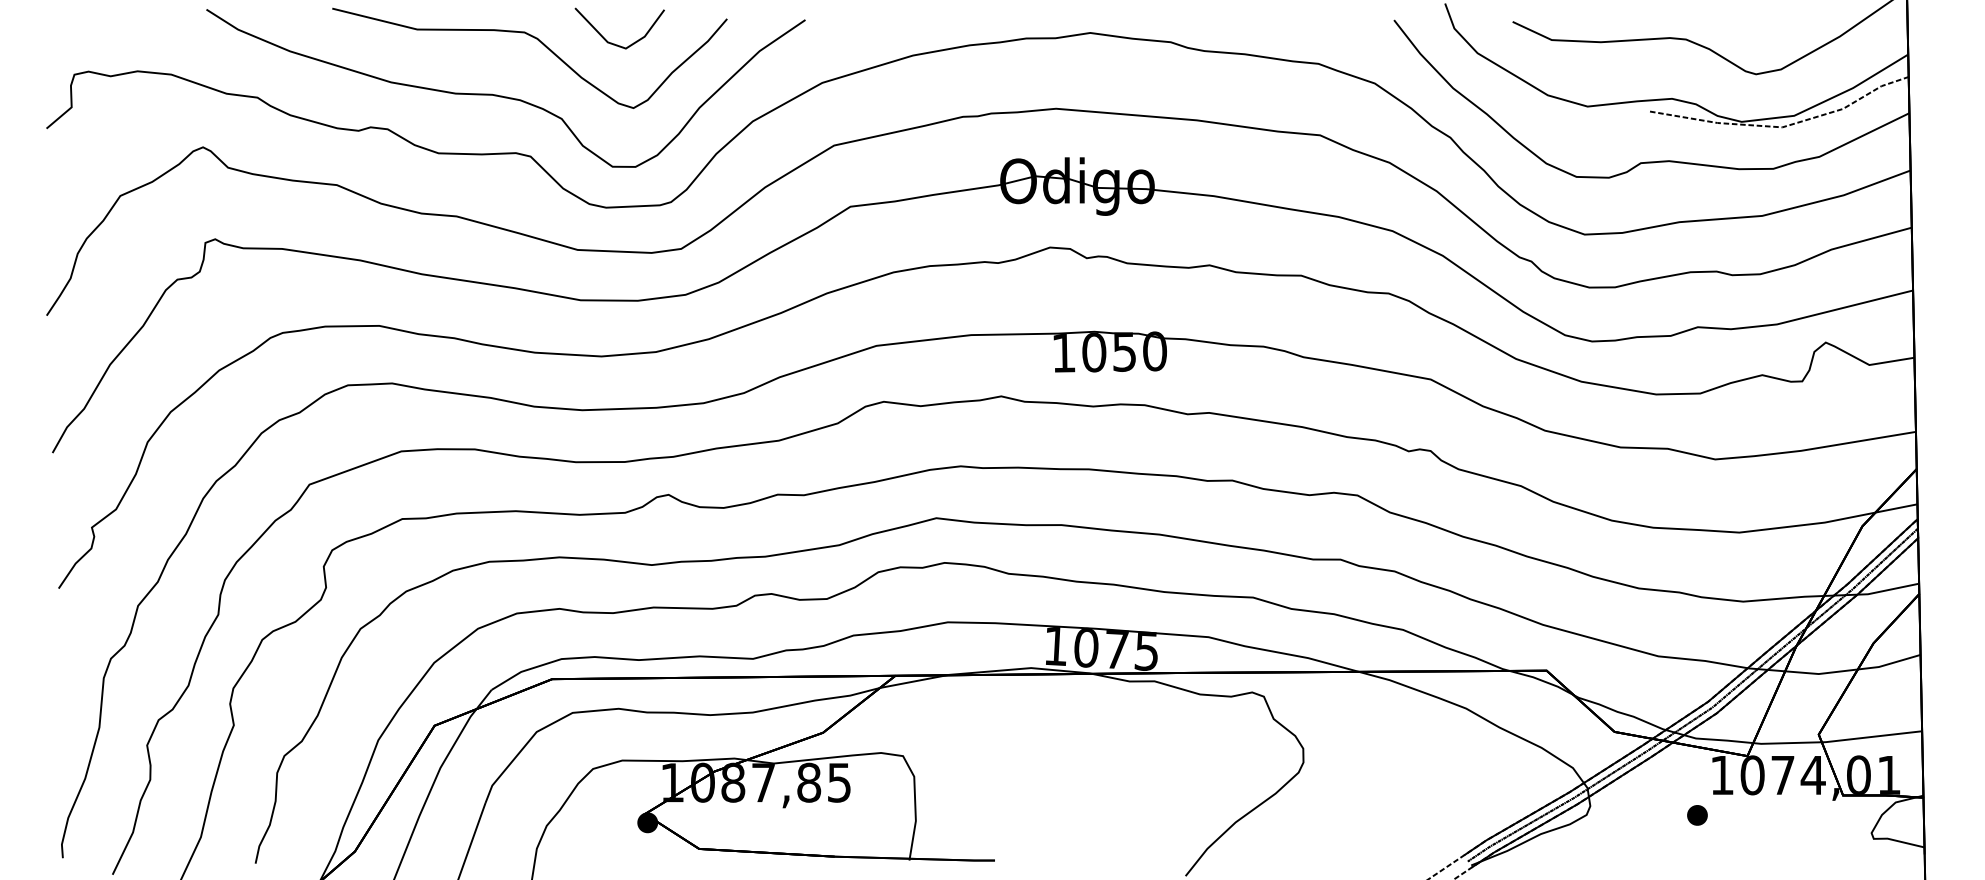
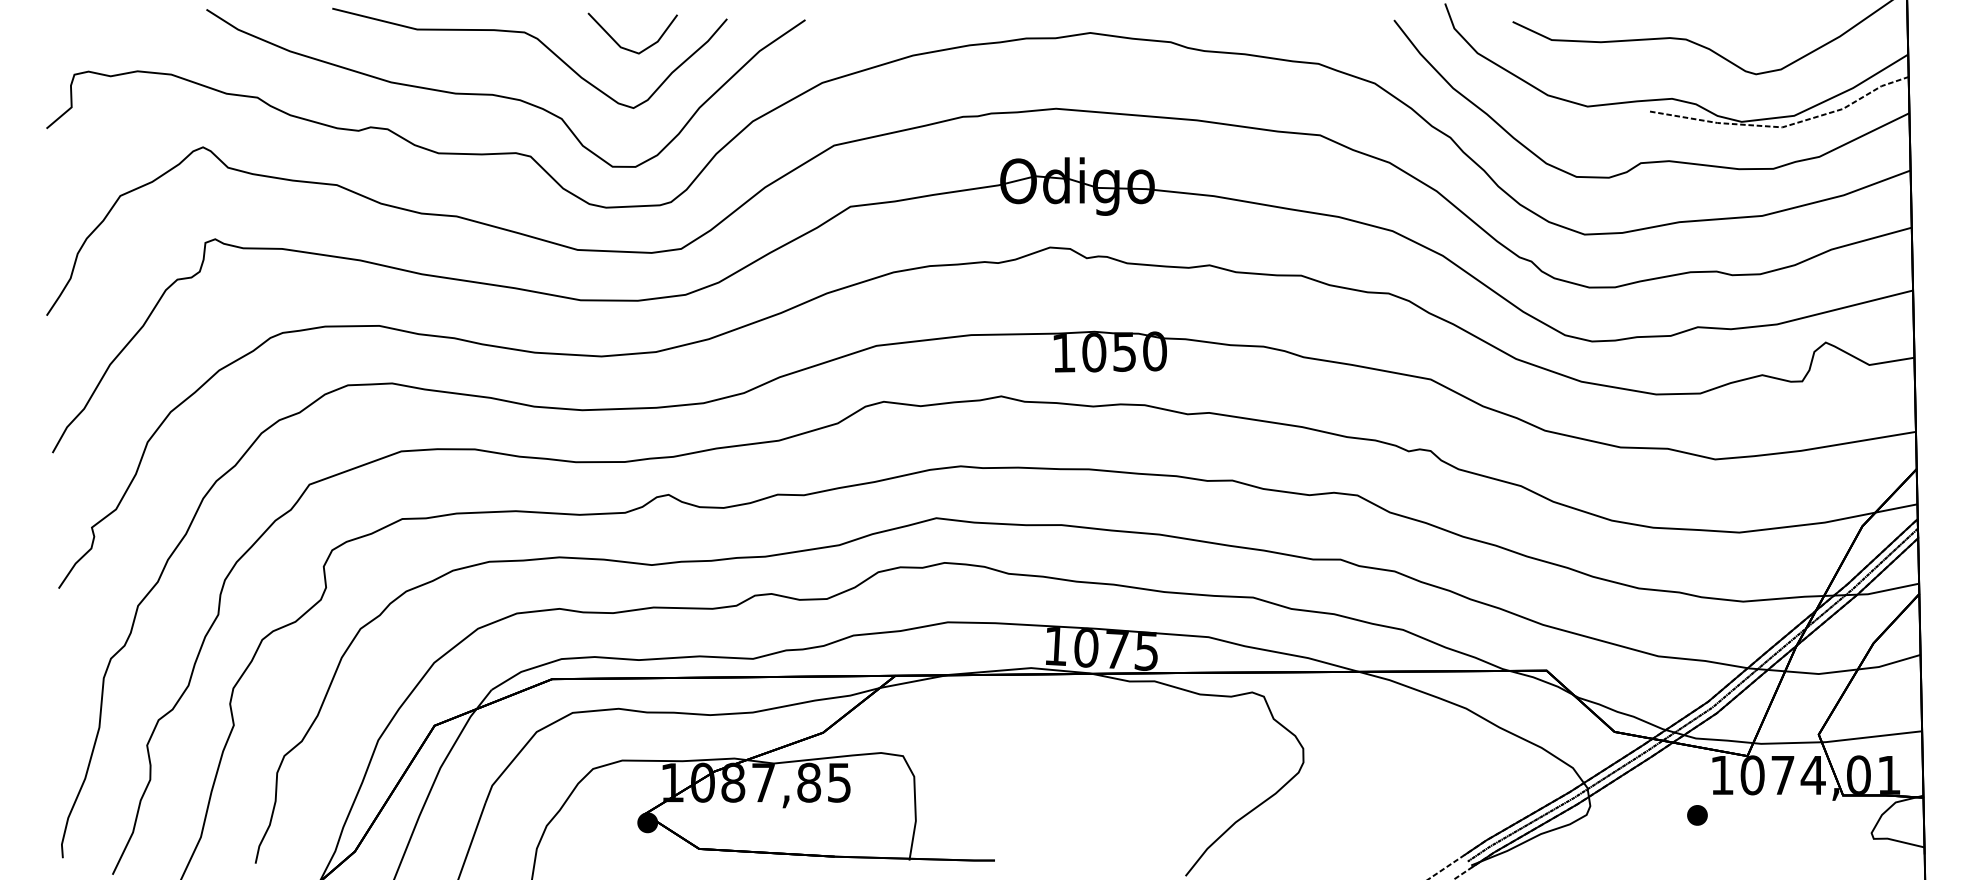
line position: (614, 43) -> (627, 48) (627, 48)
